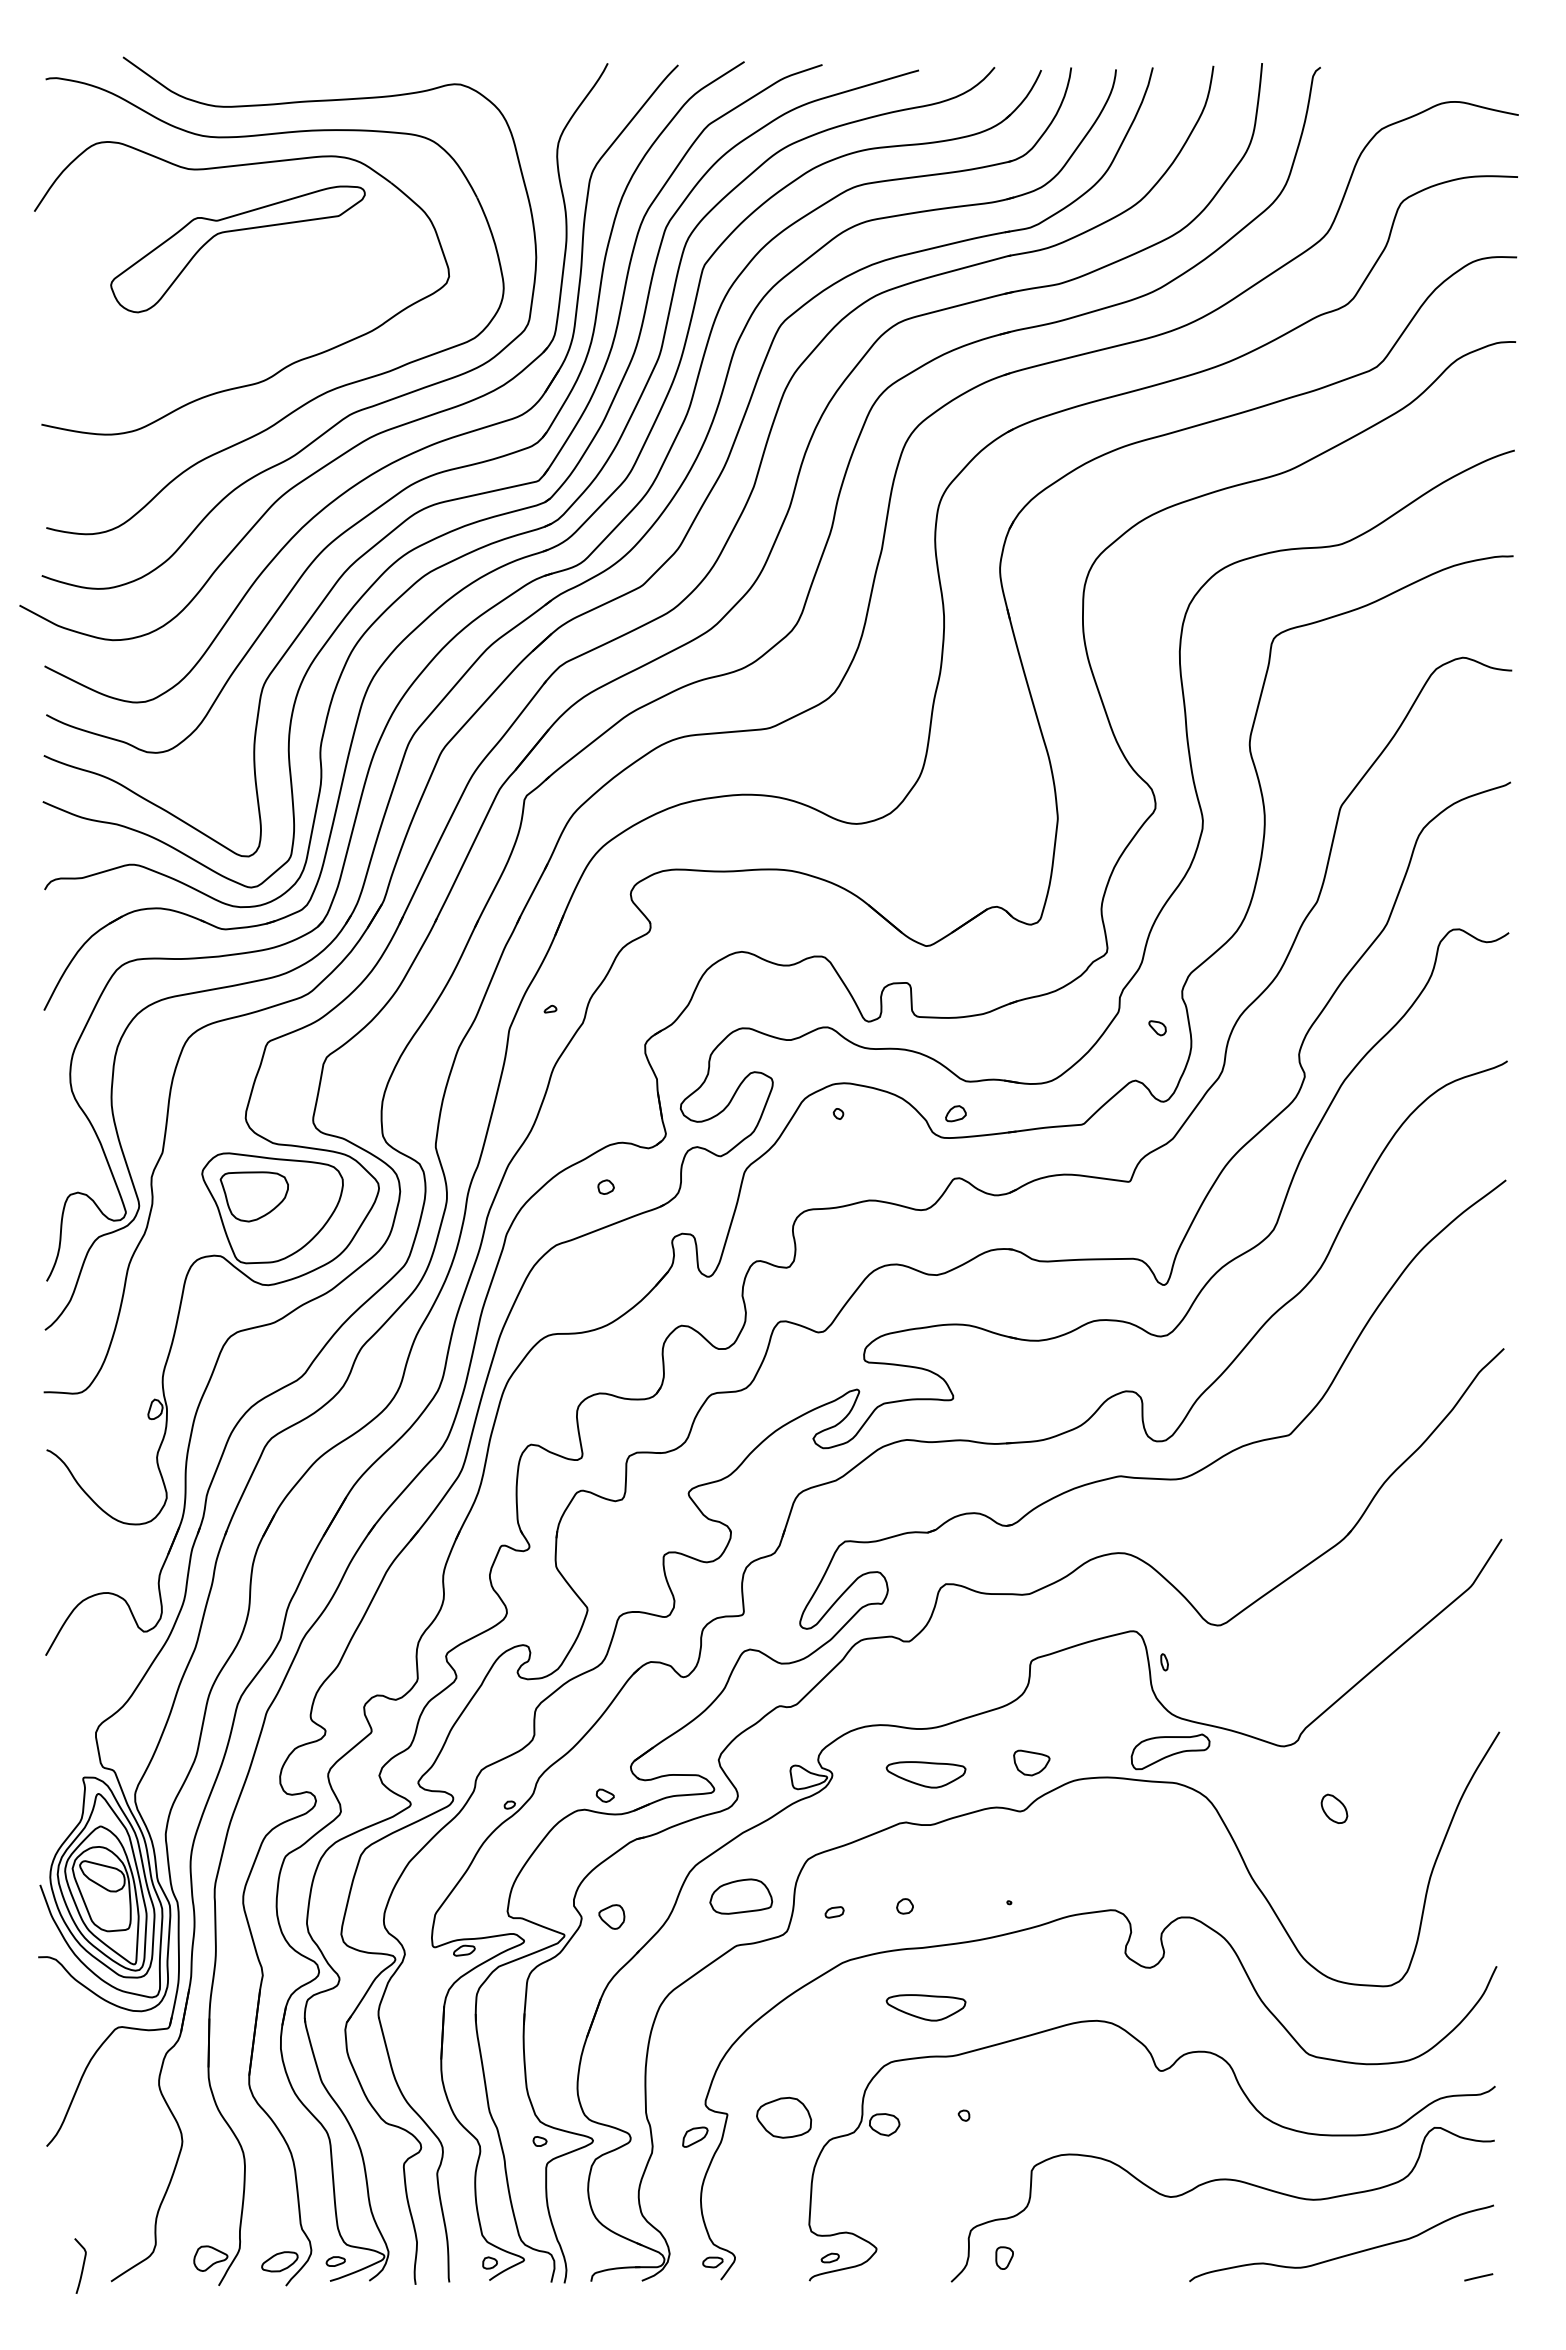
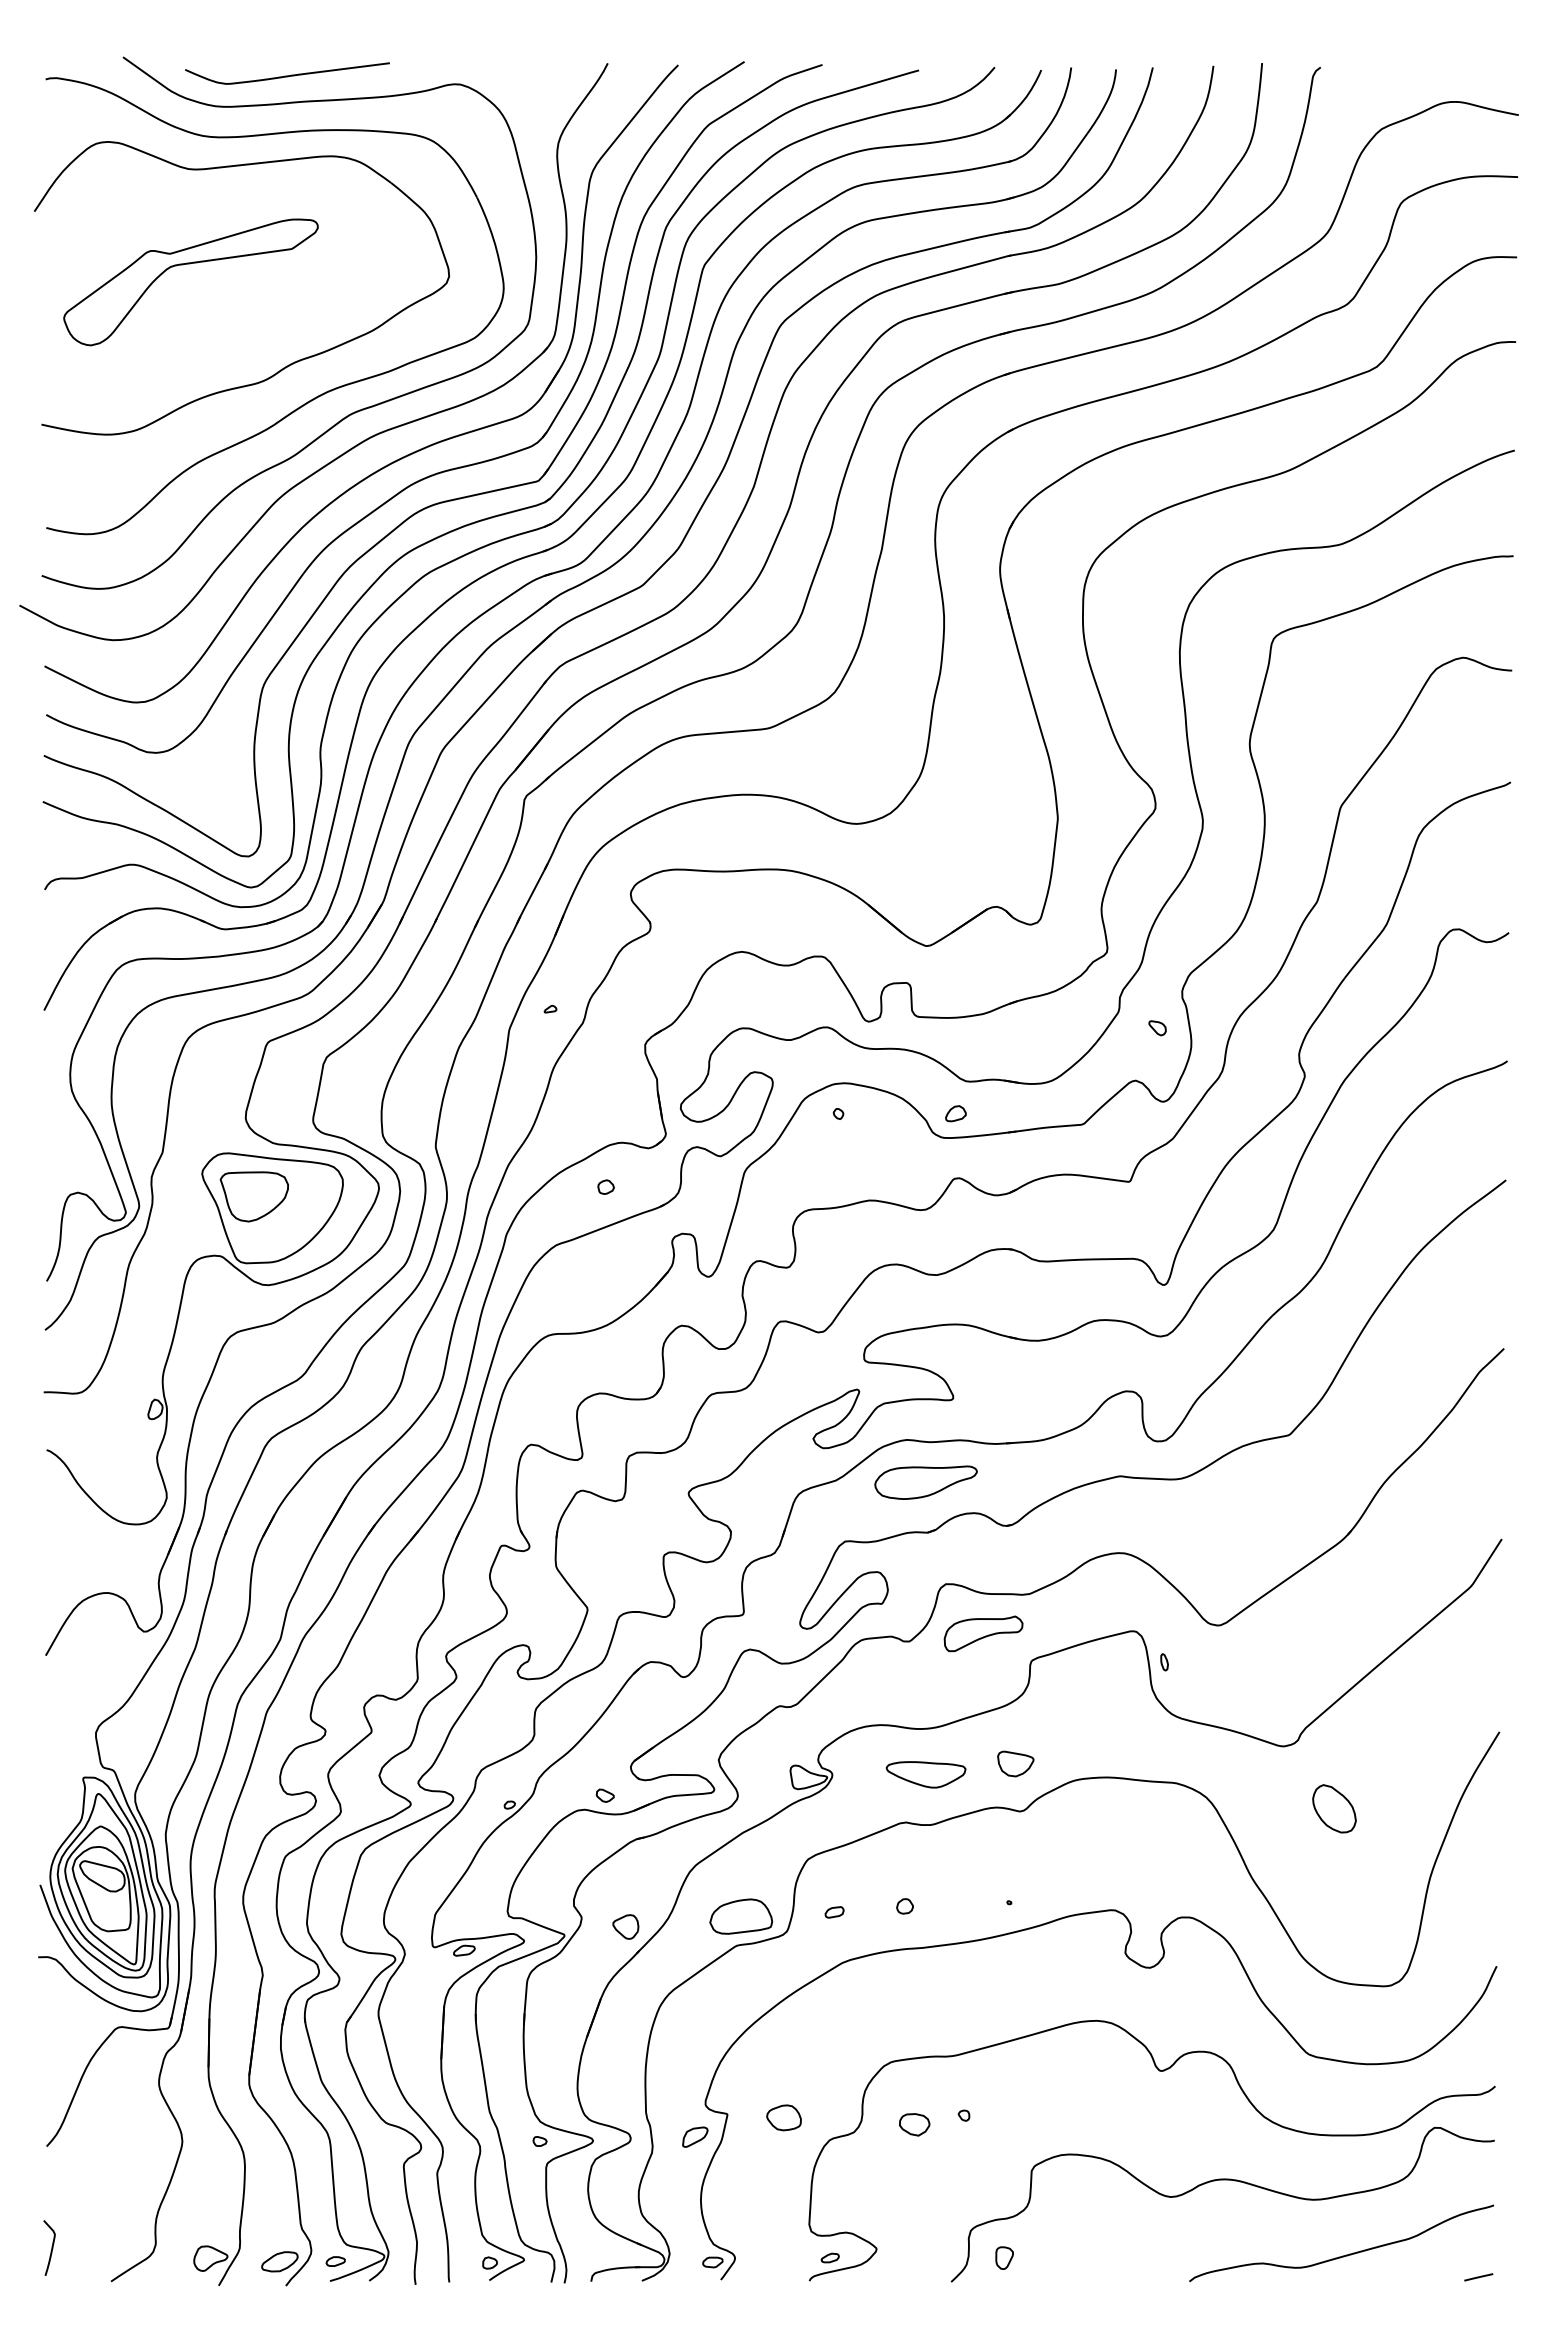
curve: none -> present (287, 75)
part position: (237, 231) -> (190, 264) (190, 264)
part: none -> present (925, 1482)
part position: (1170, 1751) -> (983, 1633) (983, 1633)
part position: (1031, 1762) -> (1015, 1763) (1015, 1763)
part size: 29x31 px -> 45x50 px (1334, 1808)
part position: (741, 1896) -> (741, 1916) (741, 1916)
part position: (611, 1916) -> (625, 1926) (625, 1926)
part: present -> none (925, 2007)
part size: 57x43 px -> 36x28 px (783, 2117)
part position: (884, 2124) -> (914, 2124) (914, 2124)
curve position: (82, 2265) -> (51, 2247) (51, 2247)
